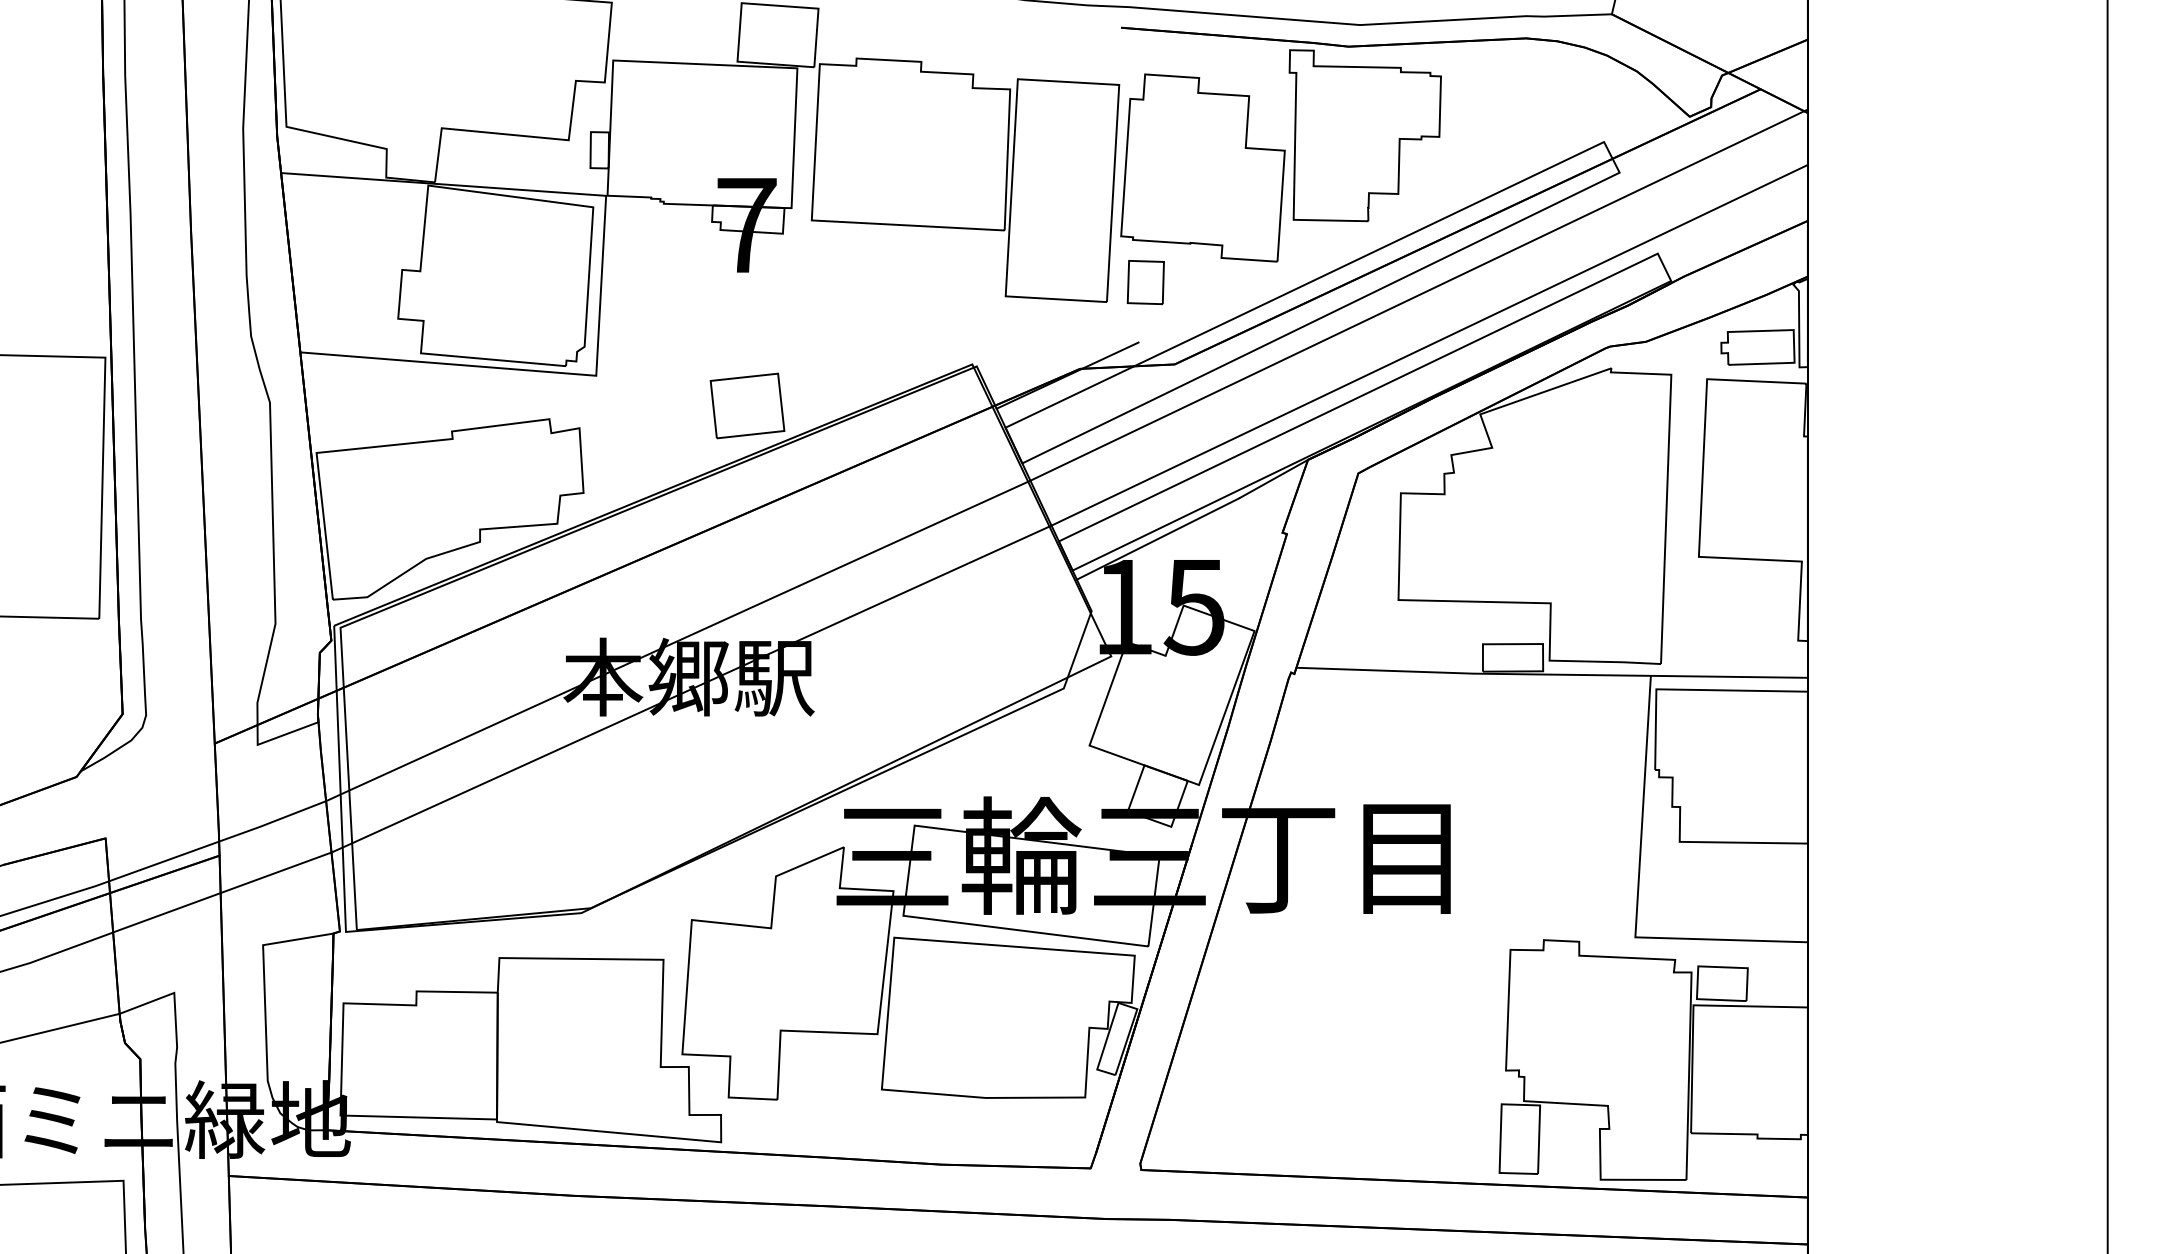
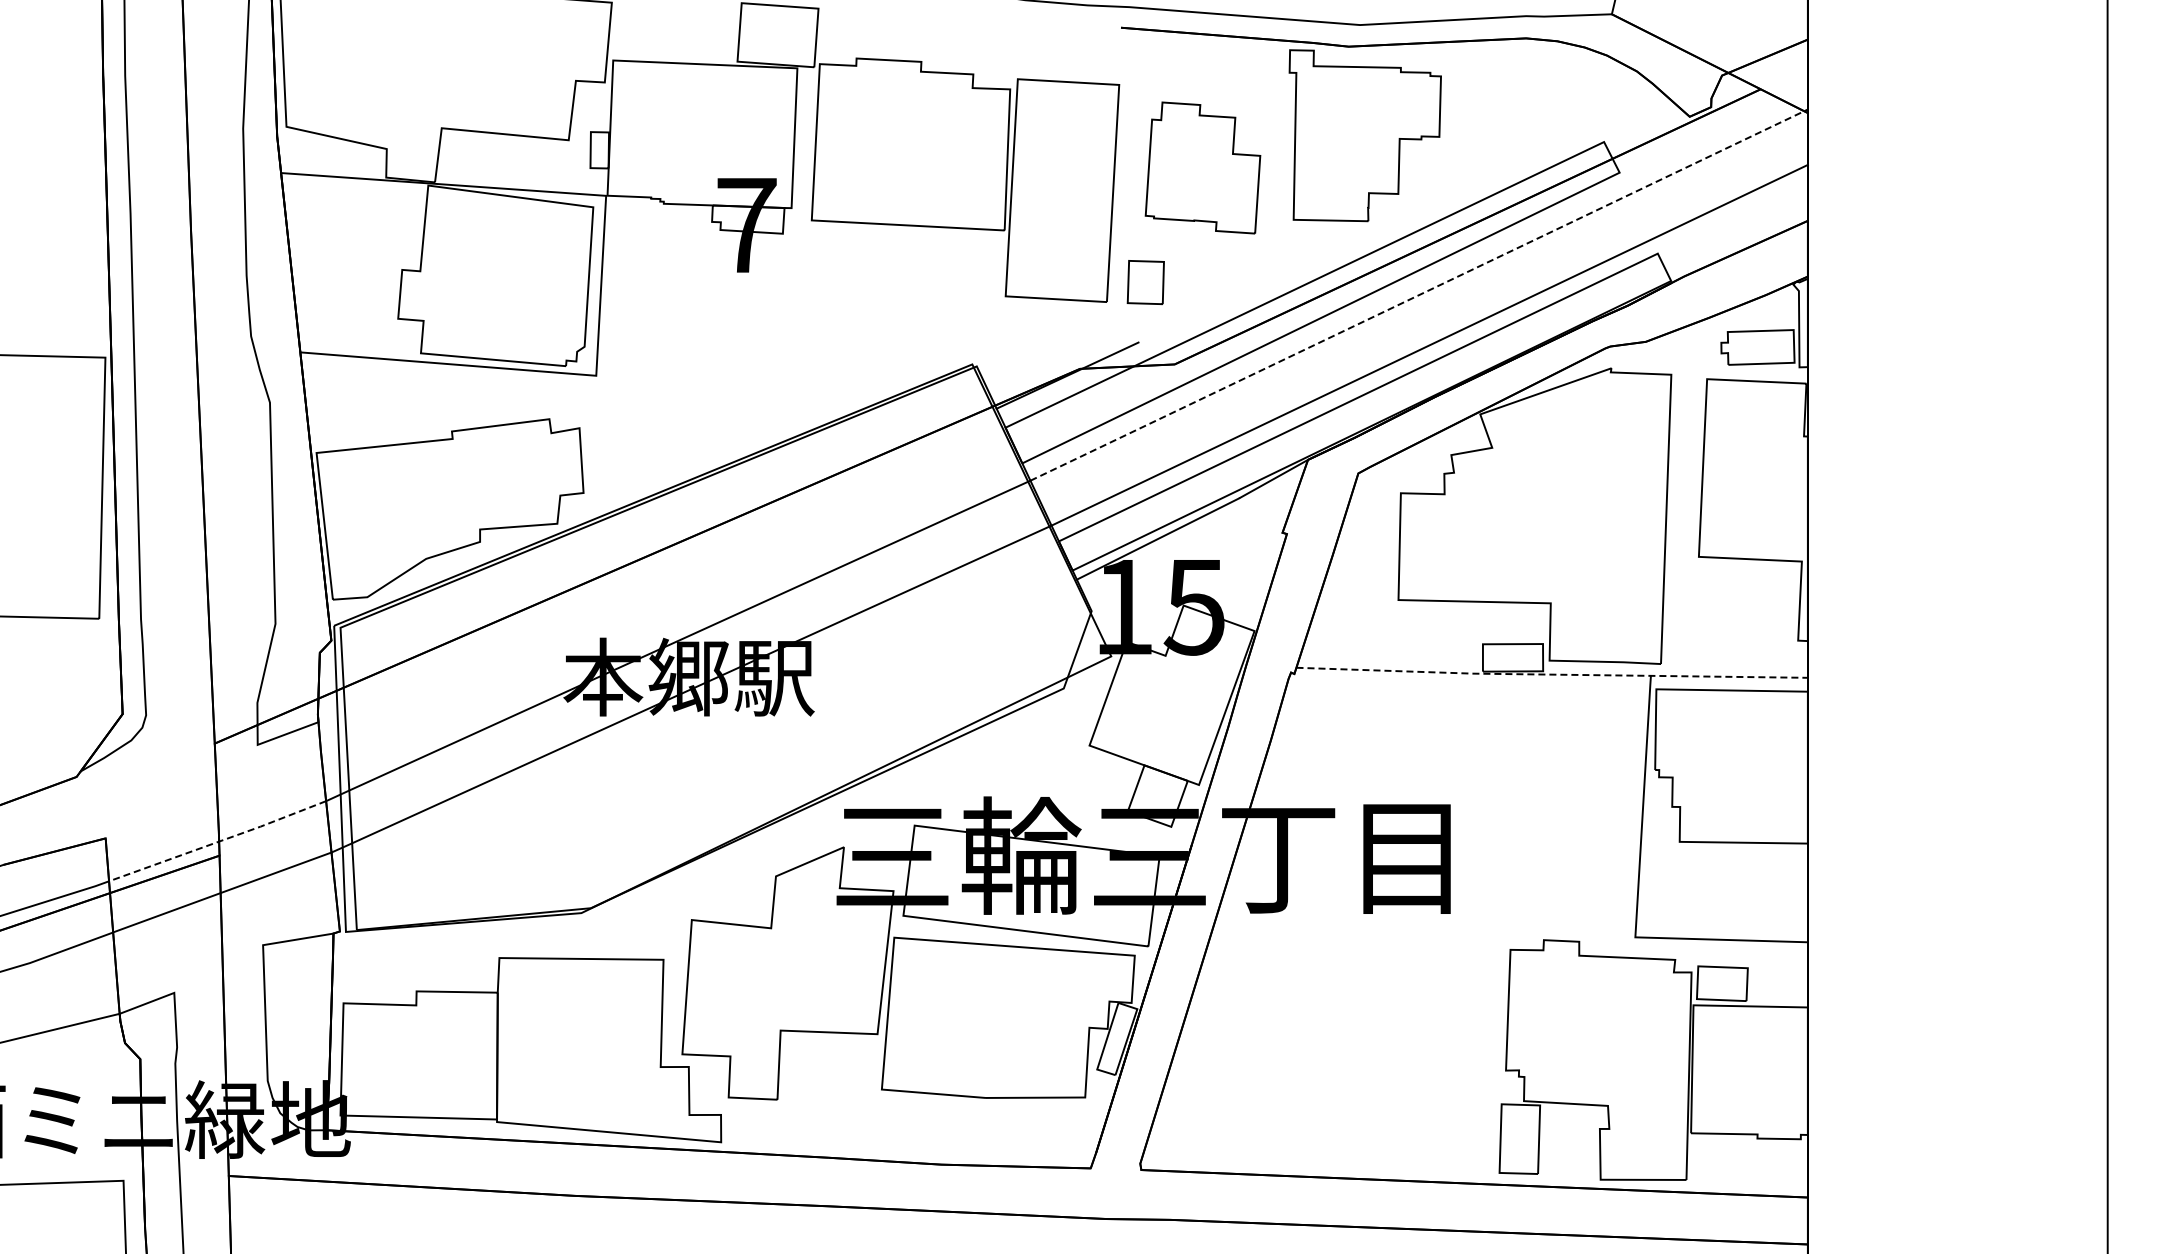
part size: 166x190 px -> 118x134 px (1202, 167)
line: solid -> dashed (1419, 295)
part: present -> none (747, 405)
line: solid -> dashed (1551, 674)
line: solid -> dashed (218, 841)
